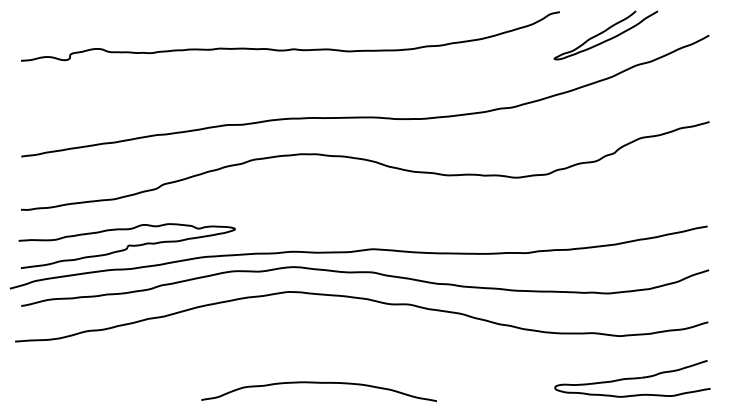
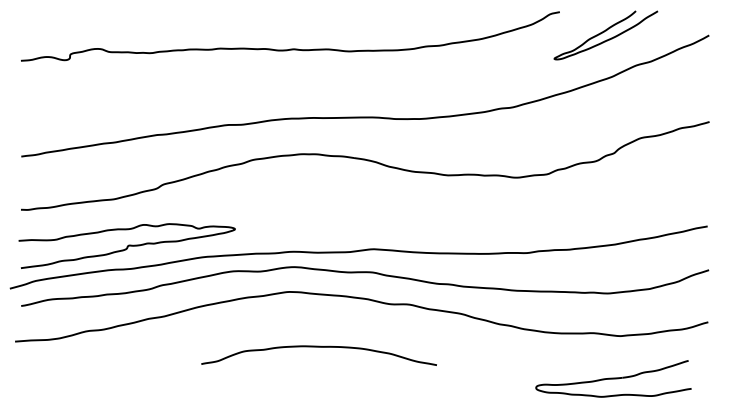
part position: (632, 378) -> (613, 378) (613, 378)
curve position: (318, 383) -> (318, 347) (318, 347)
